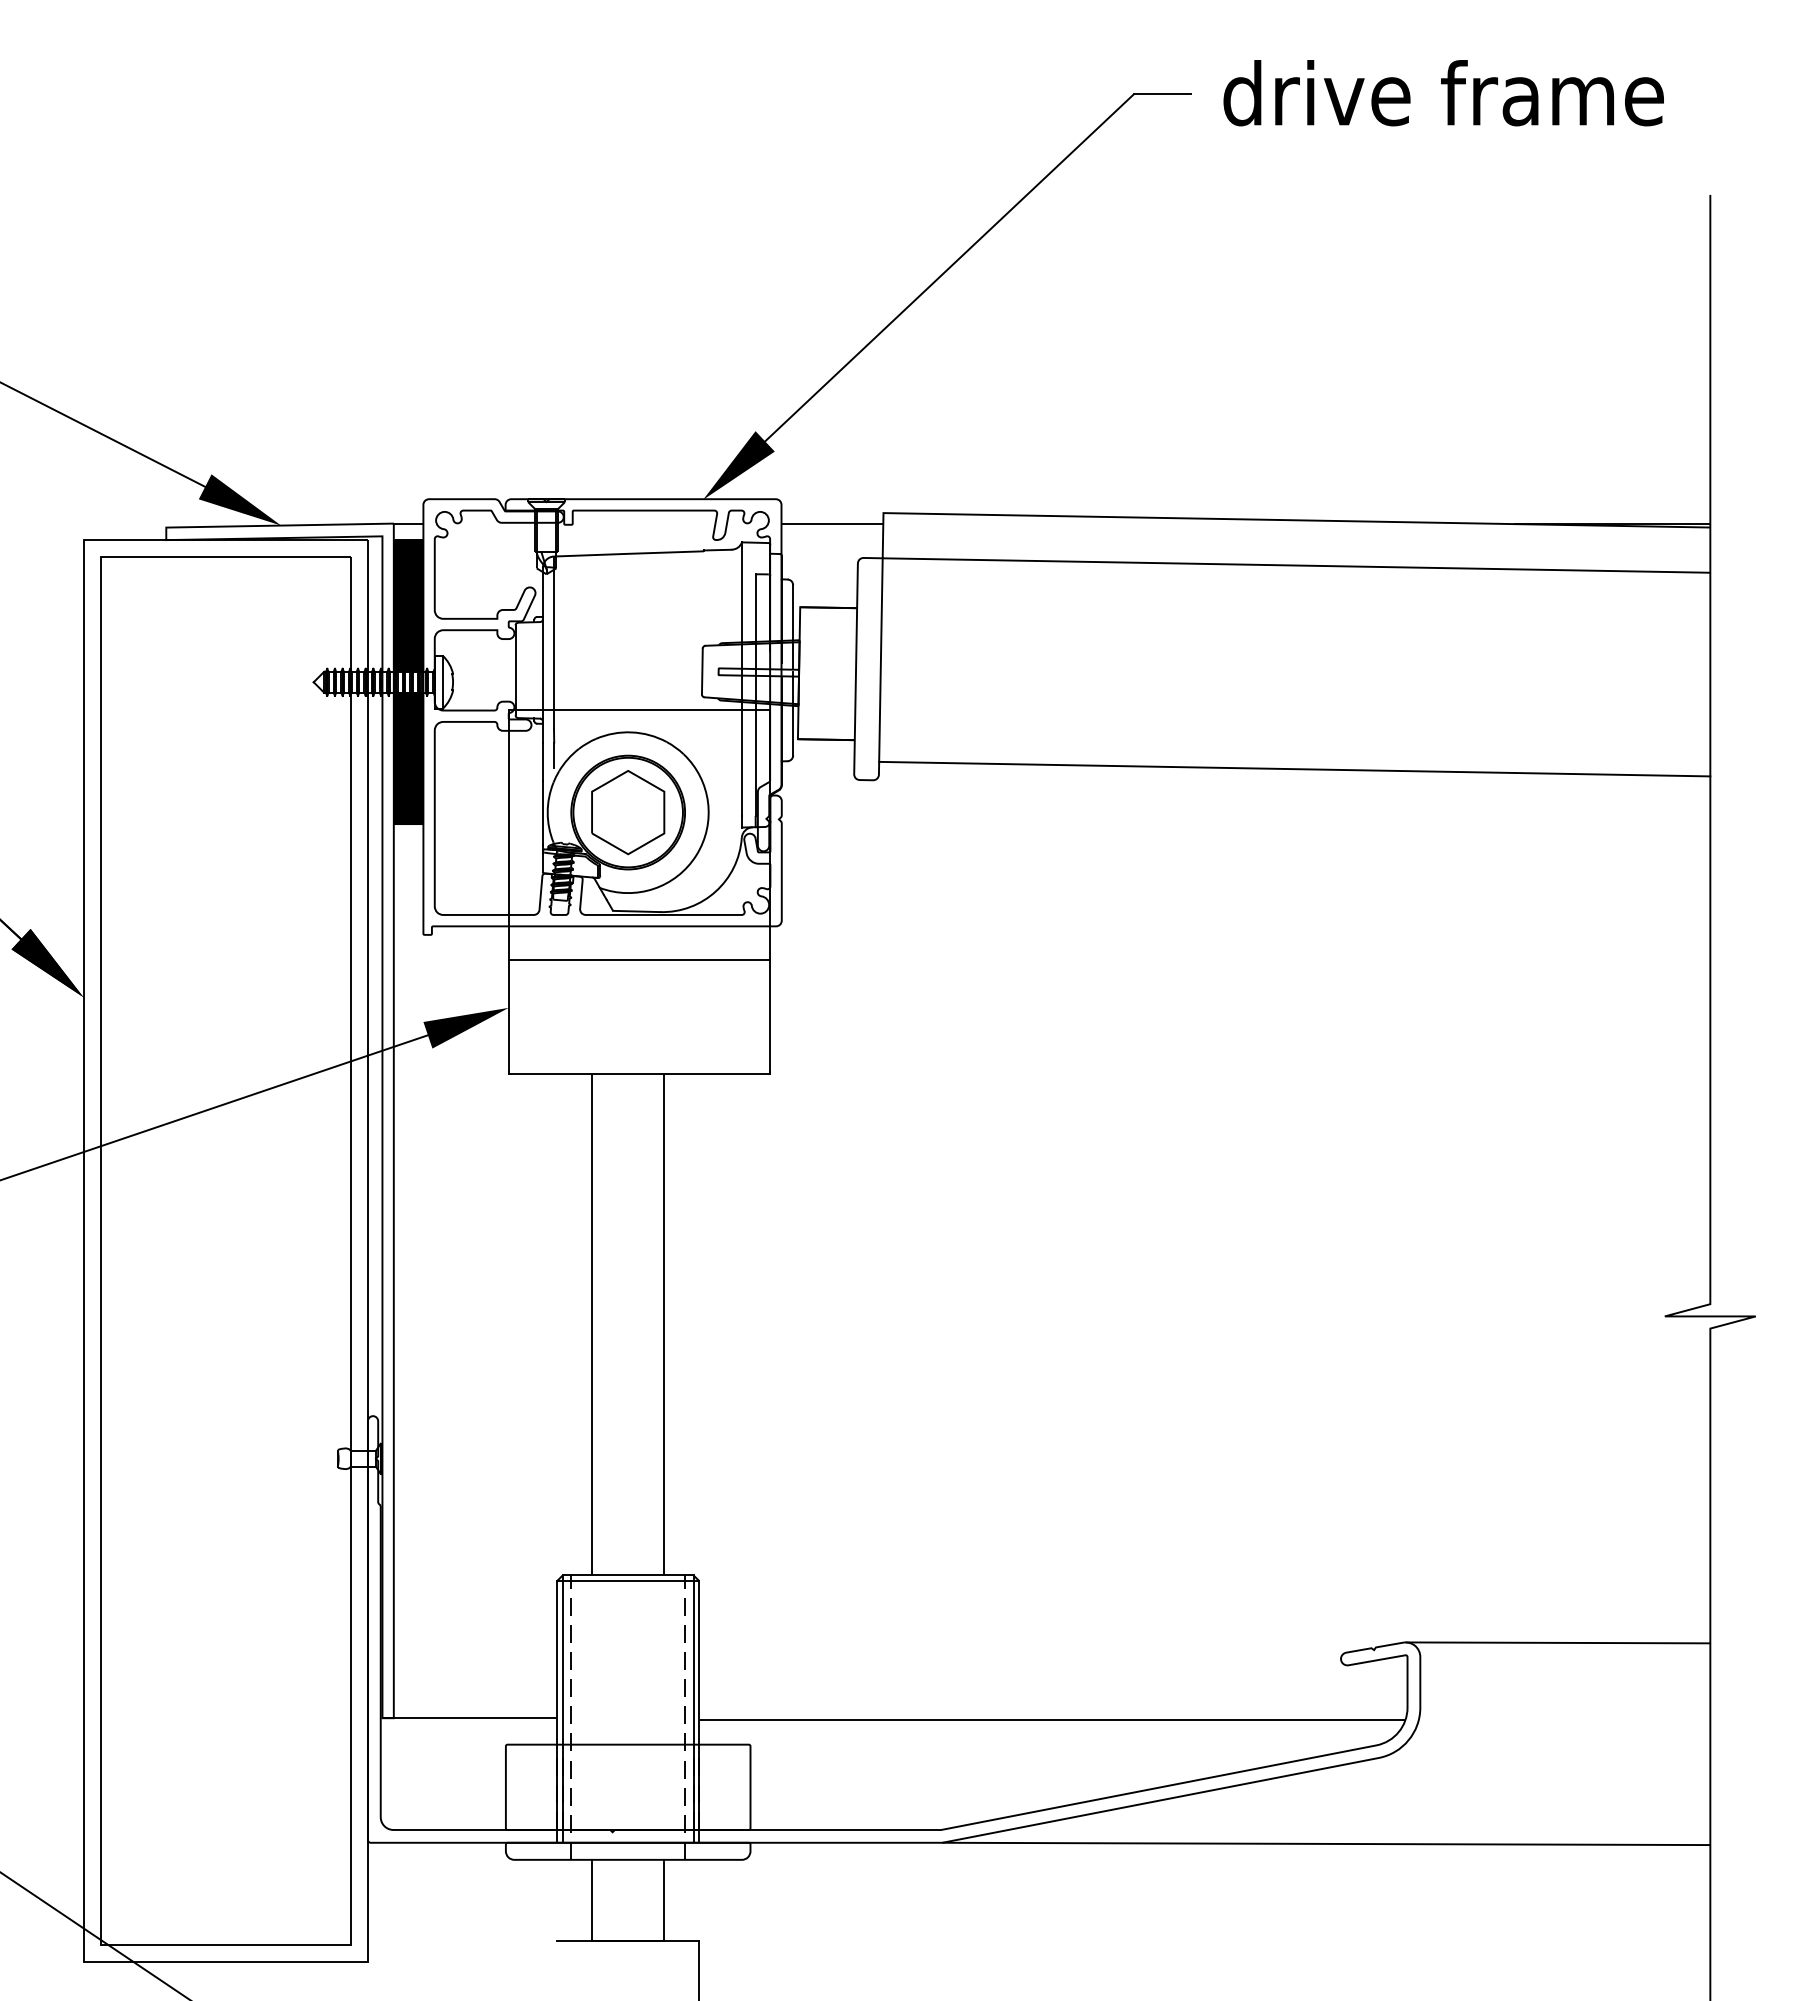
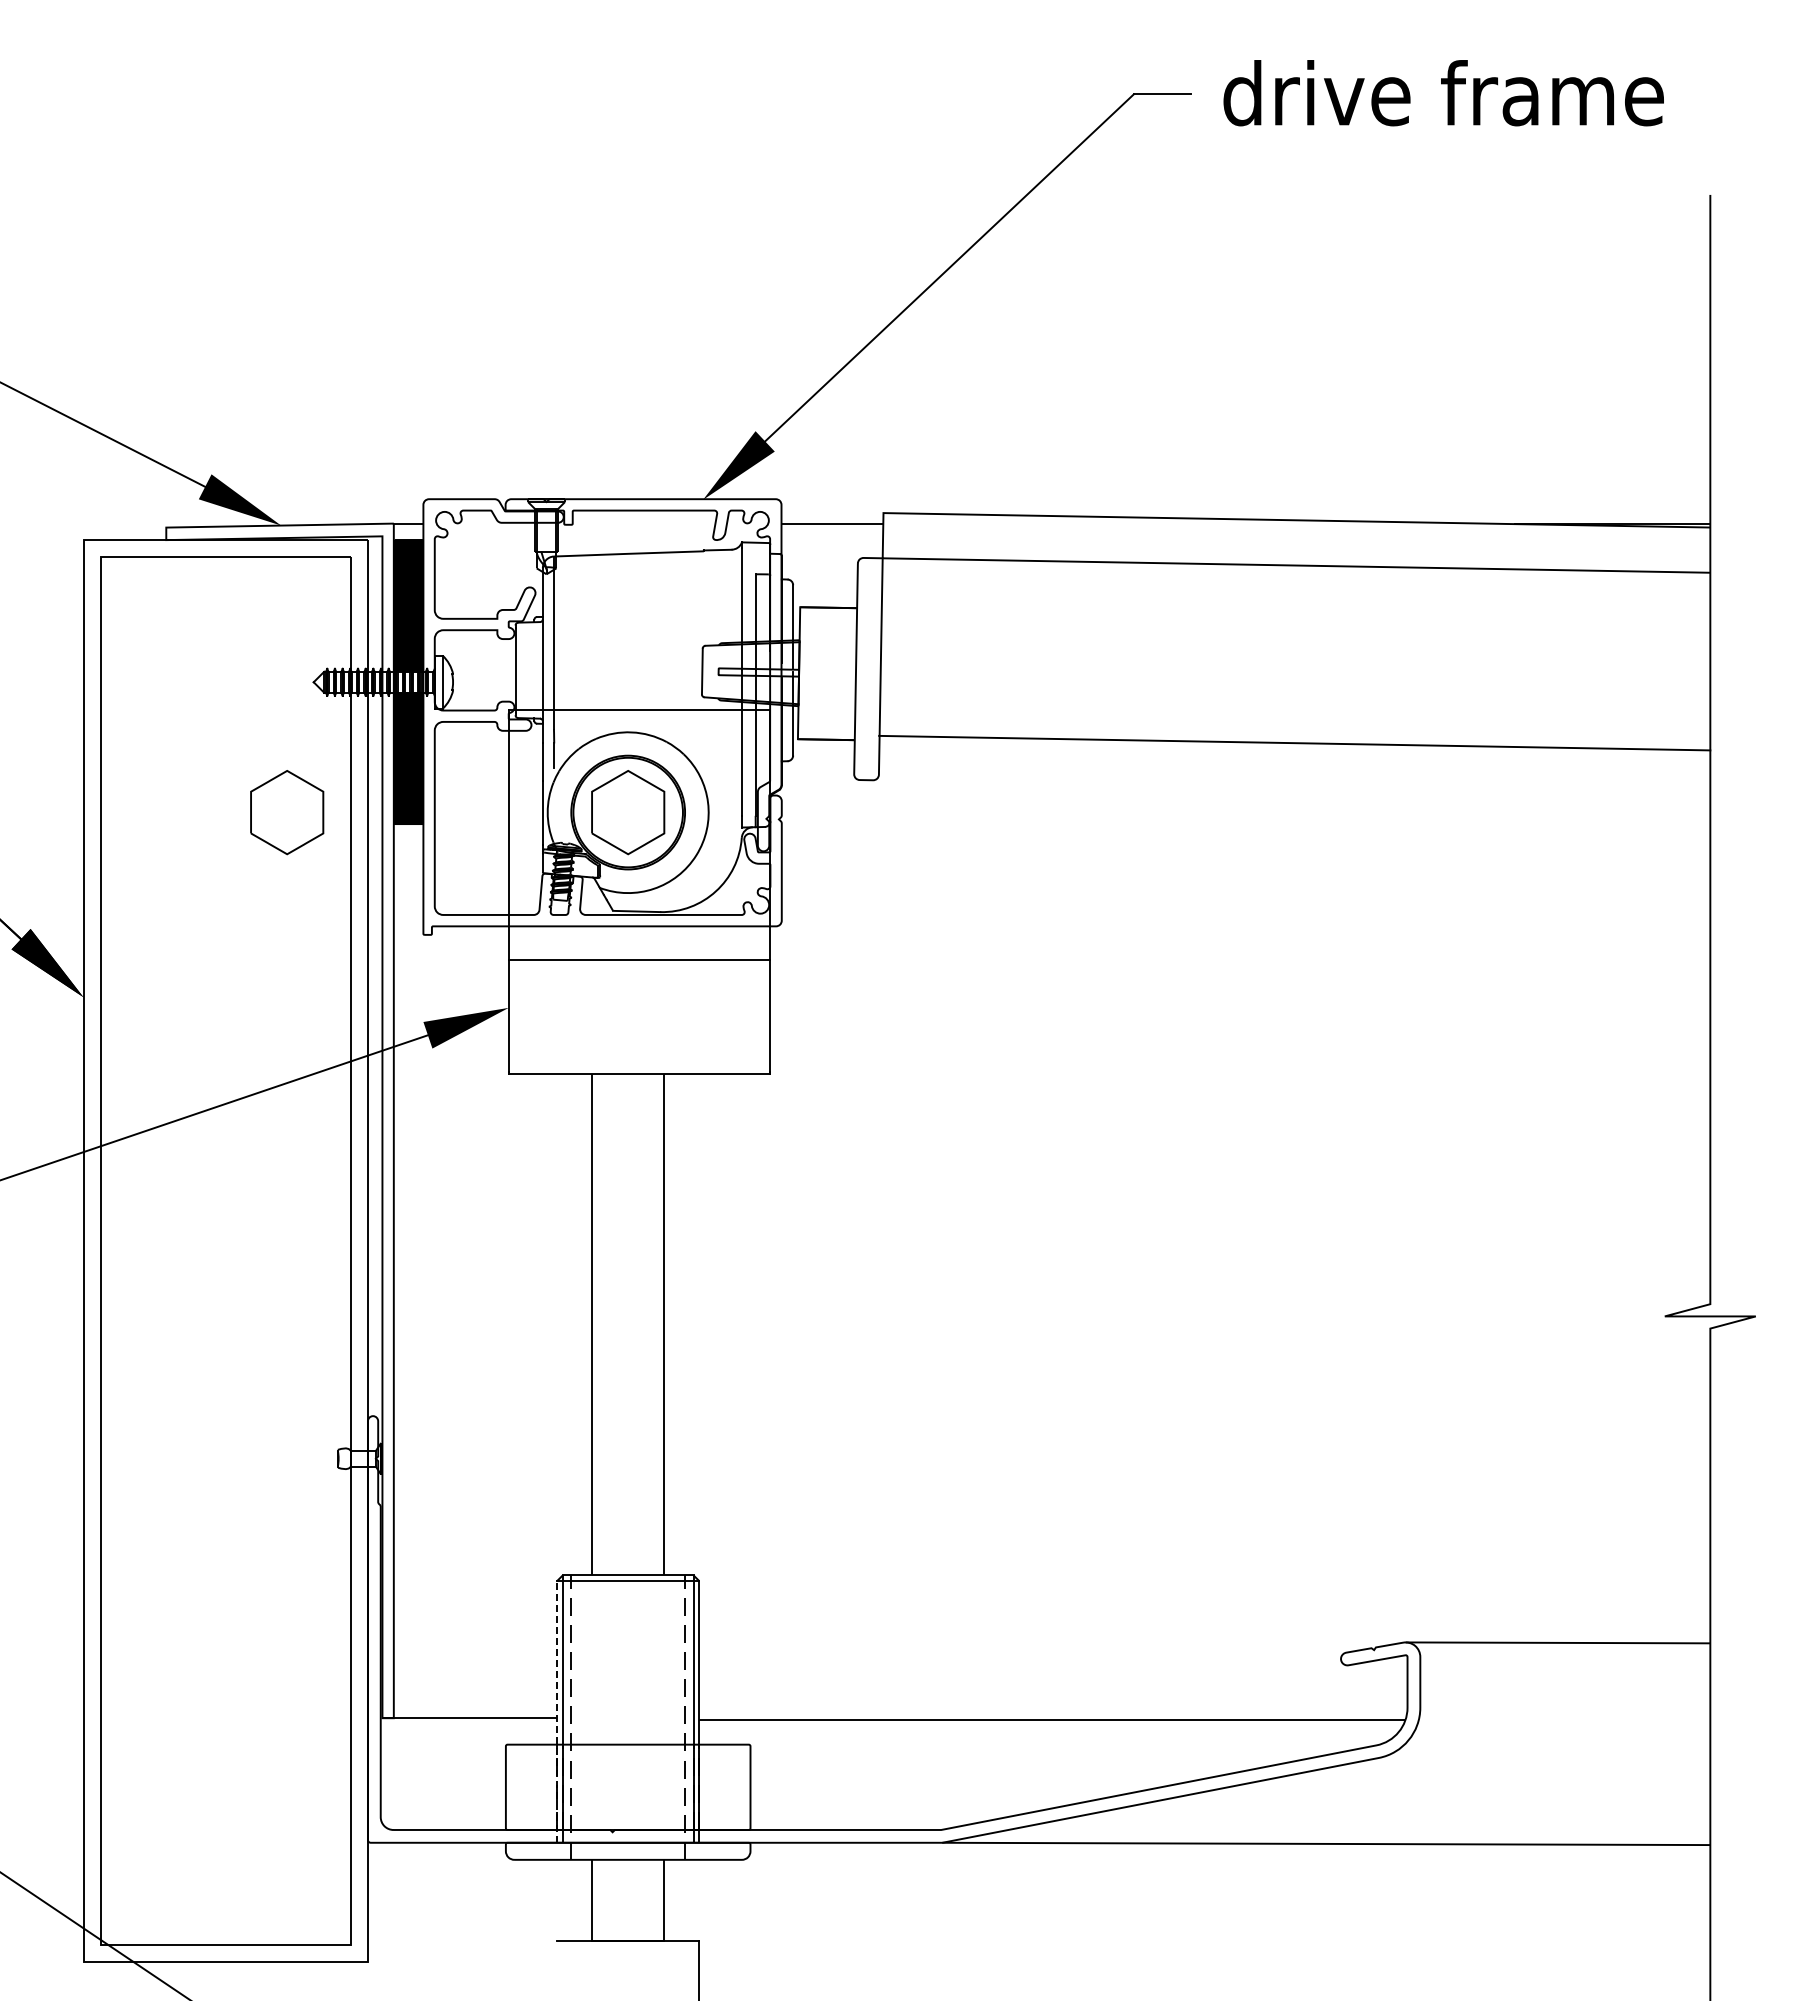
line position: (1294, 768) -> (1294, 742) (1294, 742)
part: none -> present (287, 812)
line: solid -> dashed (557, 1711)
